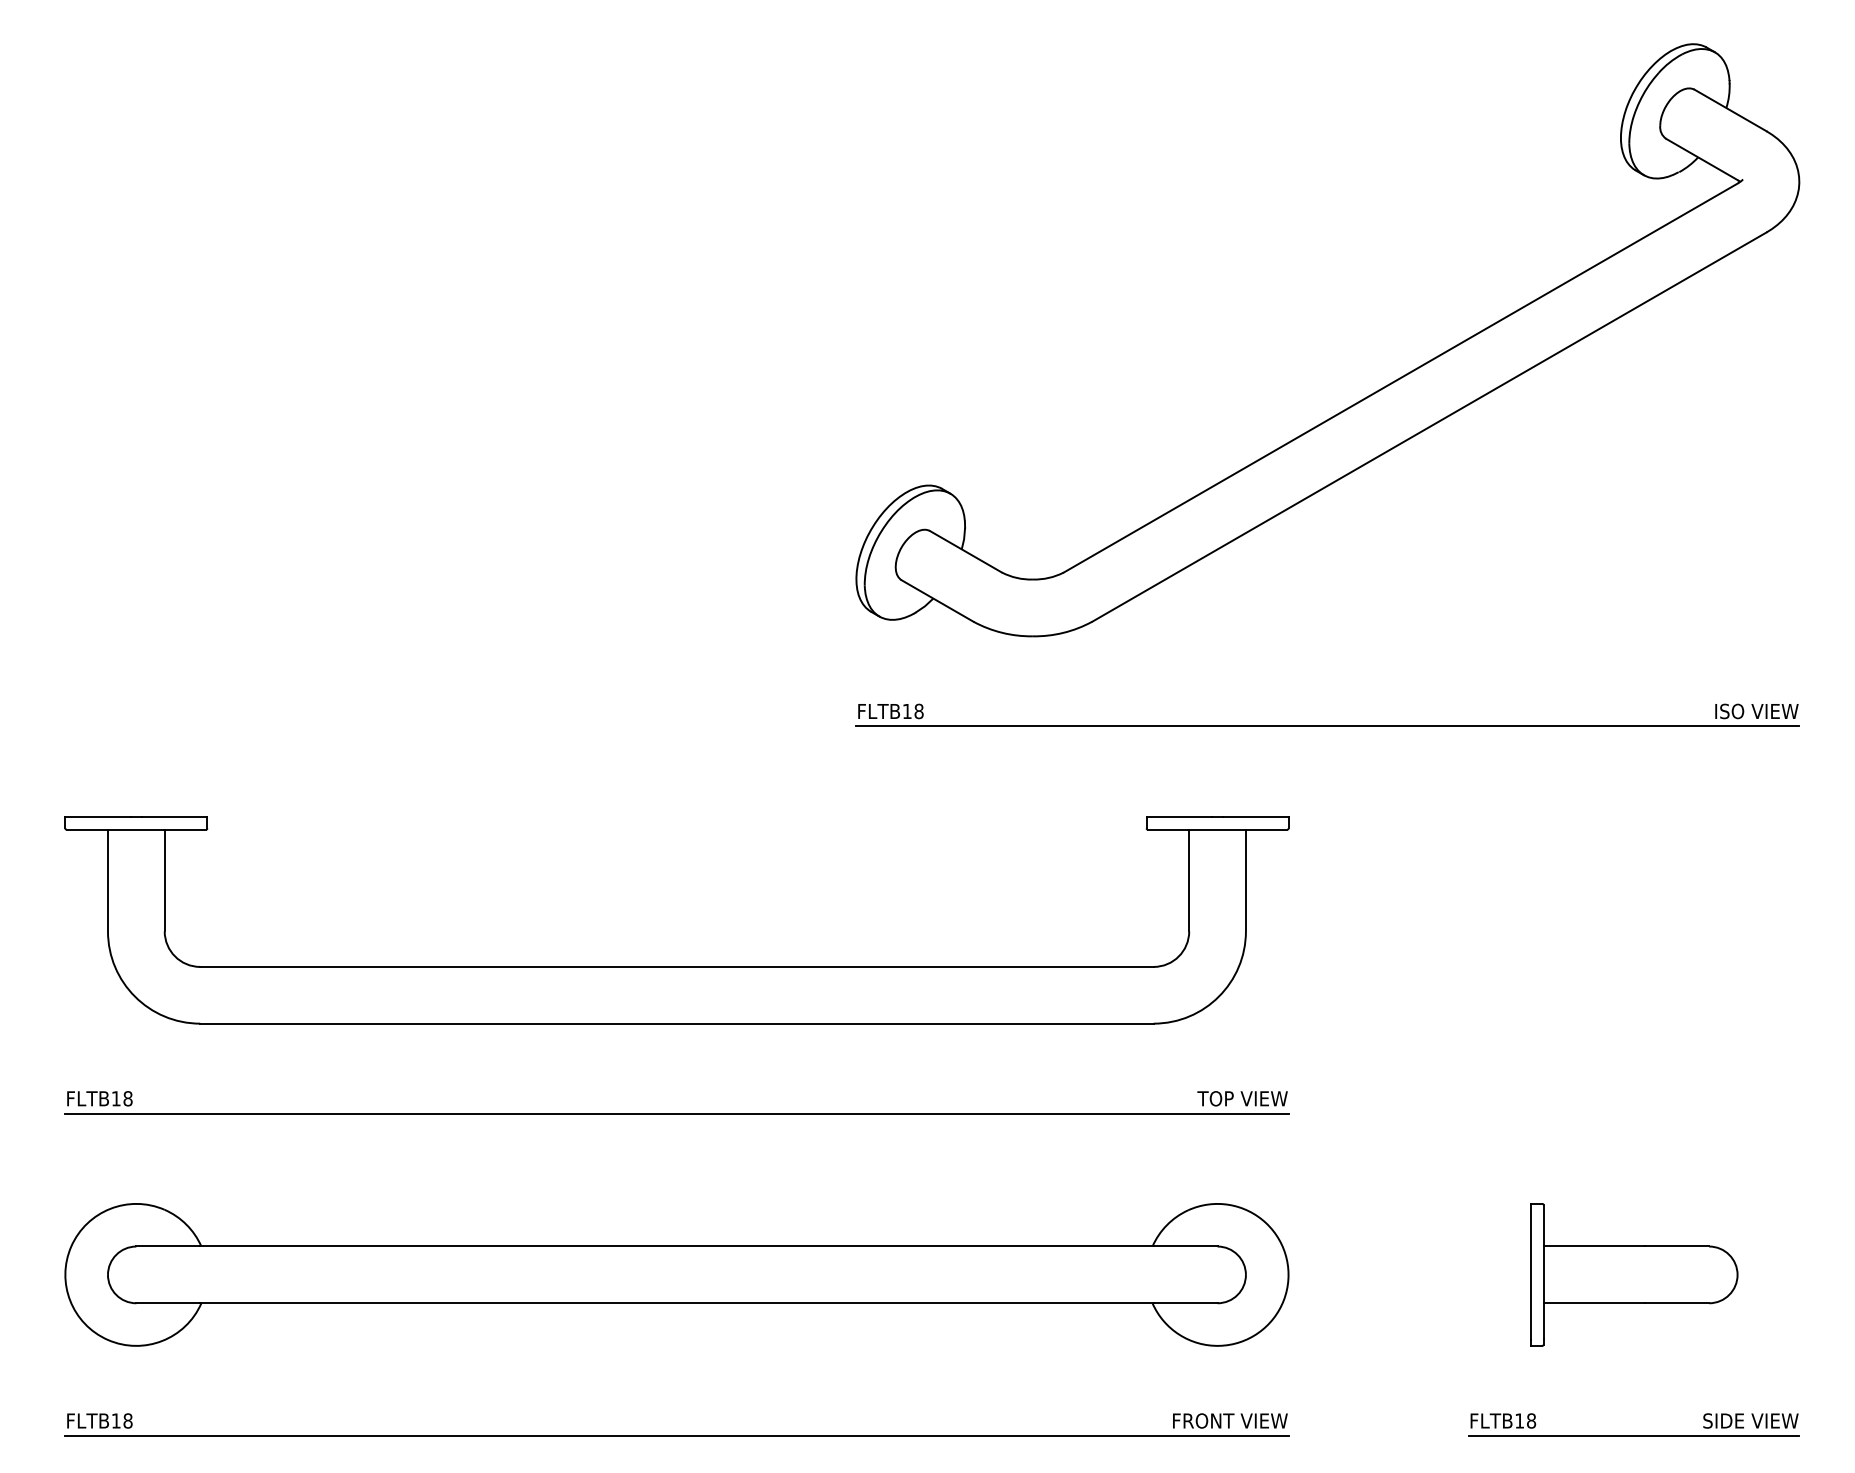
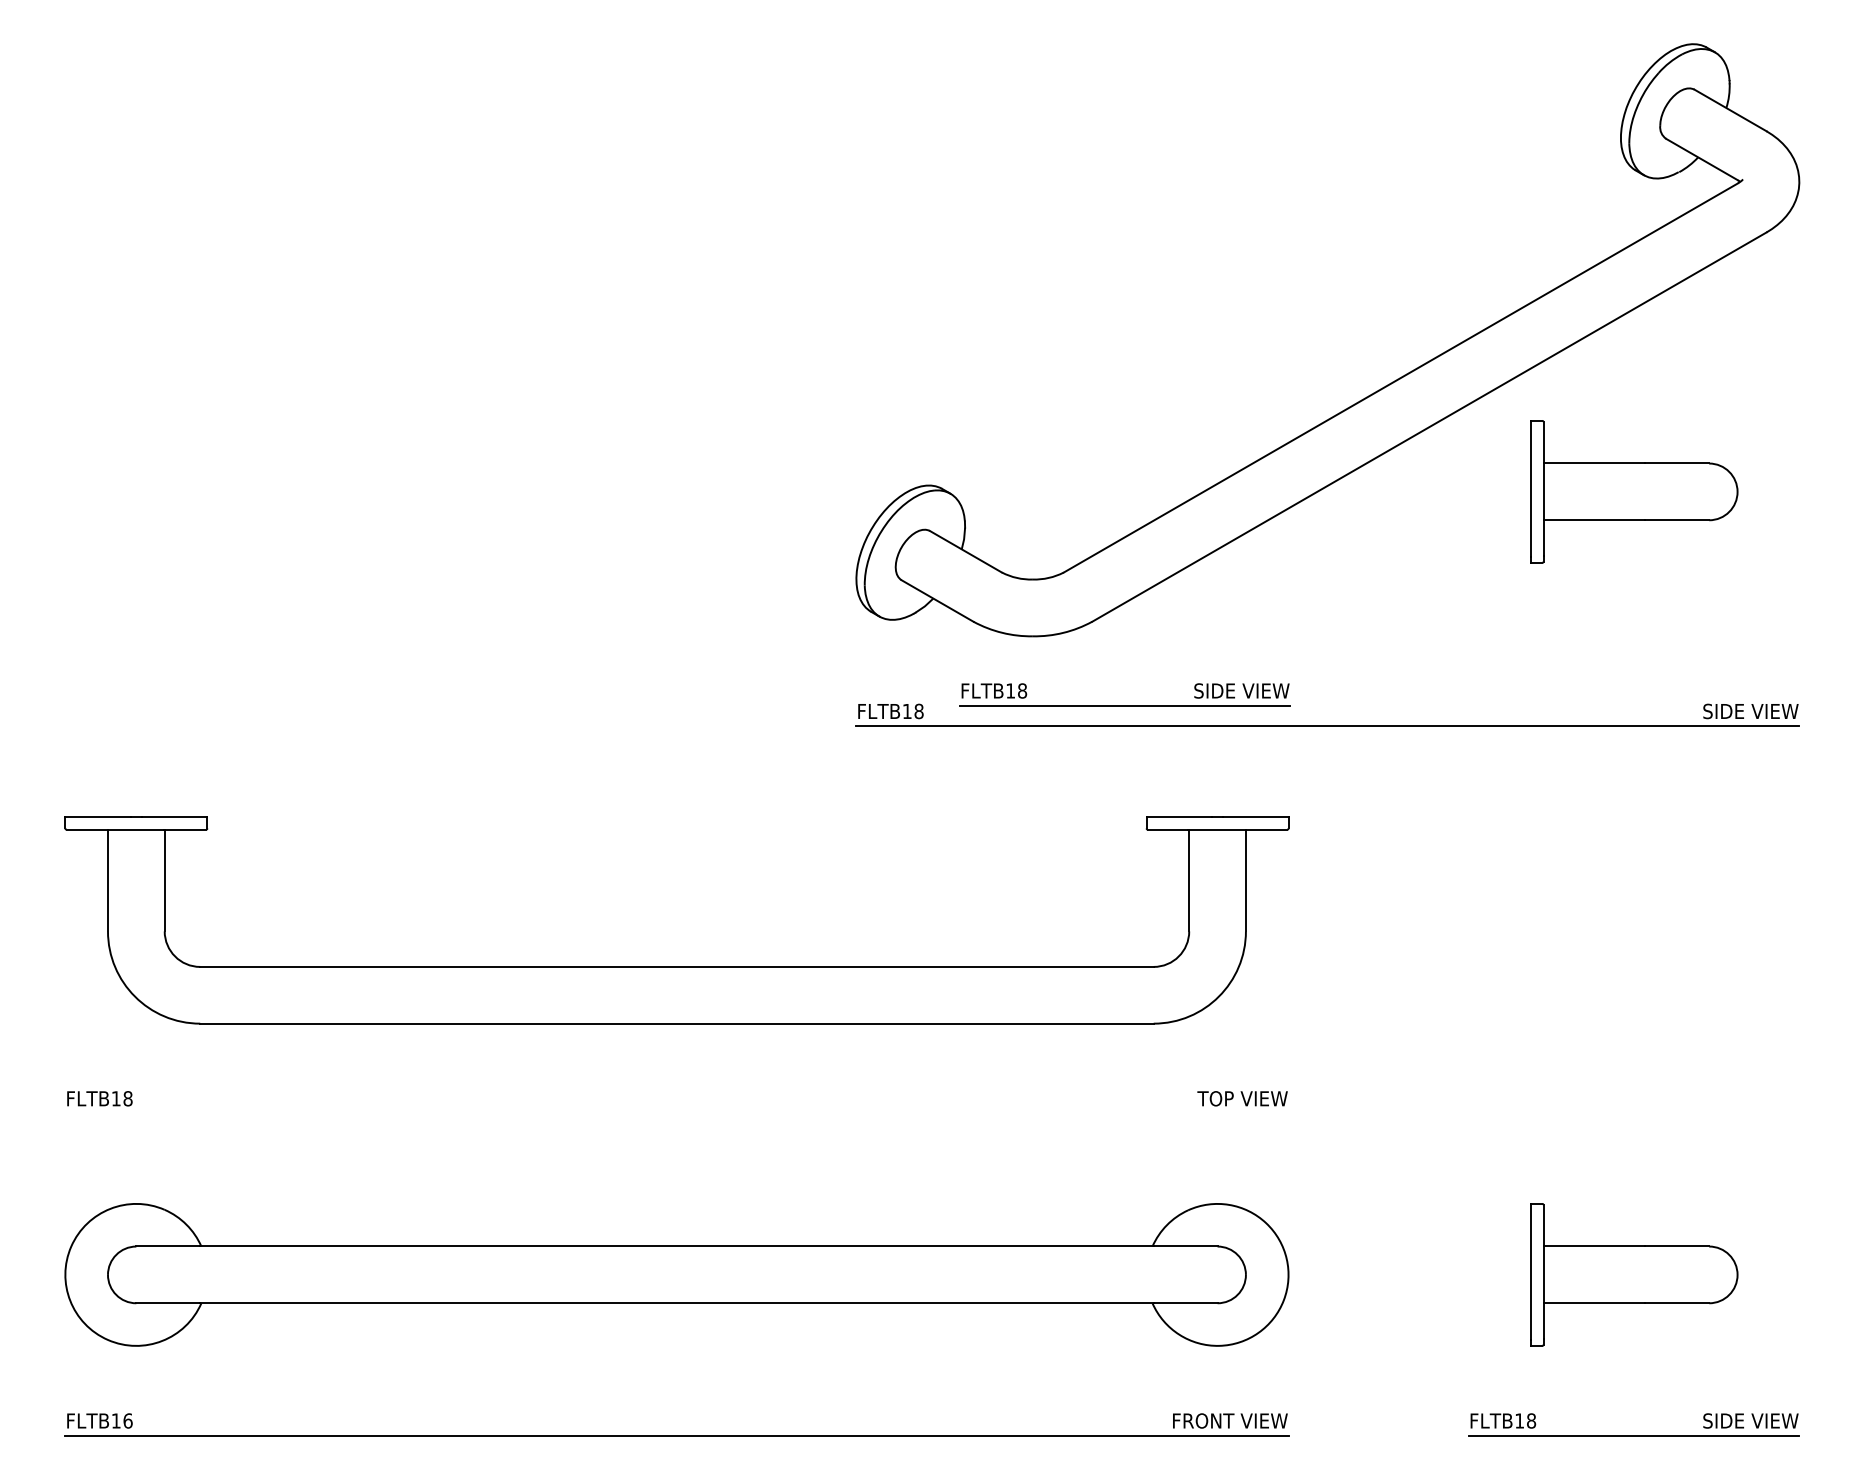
part: none -> present (1634, 491)
part: none -> present (1124, 705)
text: ISO VIEW -> SIDE VIEW (1723, 711)
line: present -> none (676, 1113)
text: FLTB18 -> FLTB16 (127, 1420)
